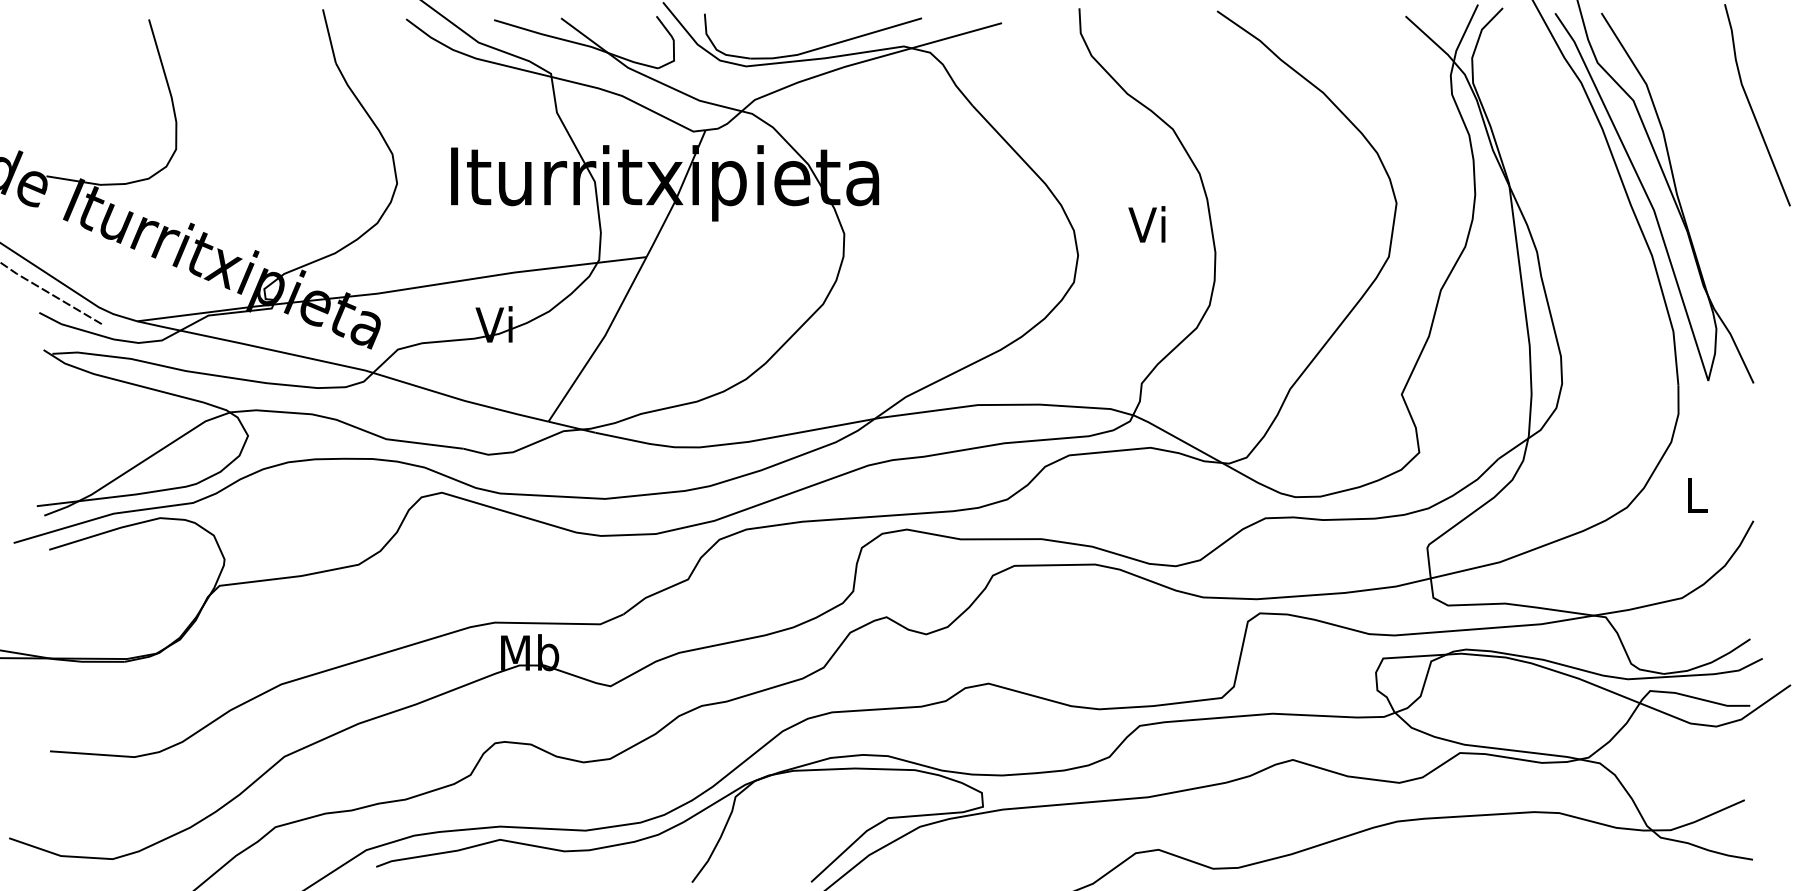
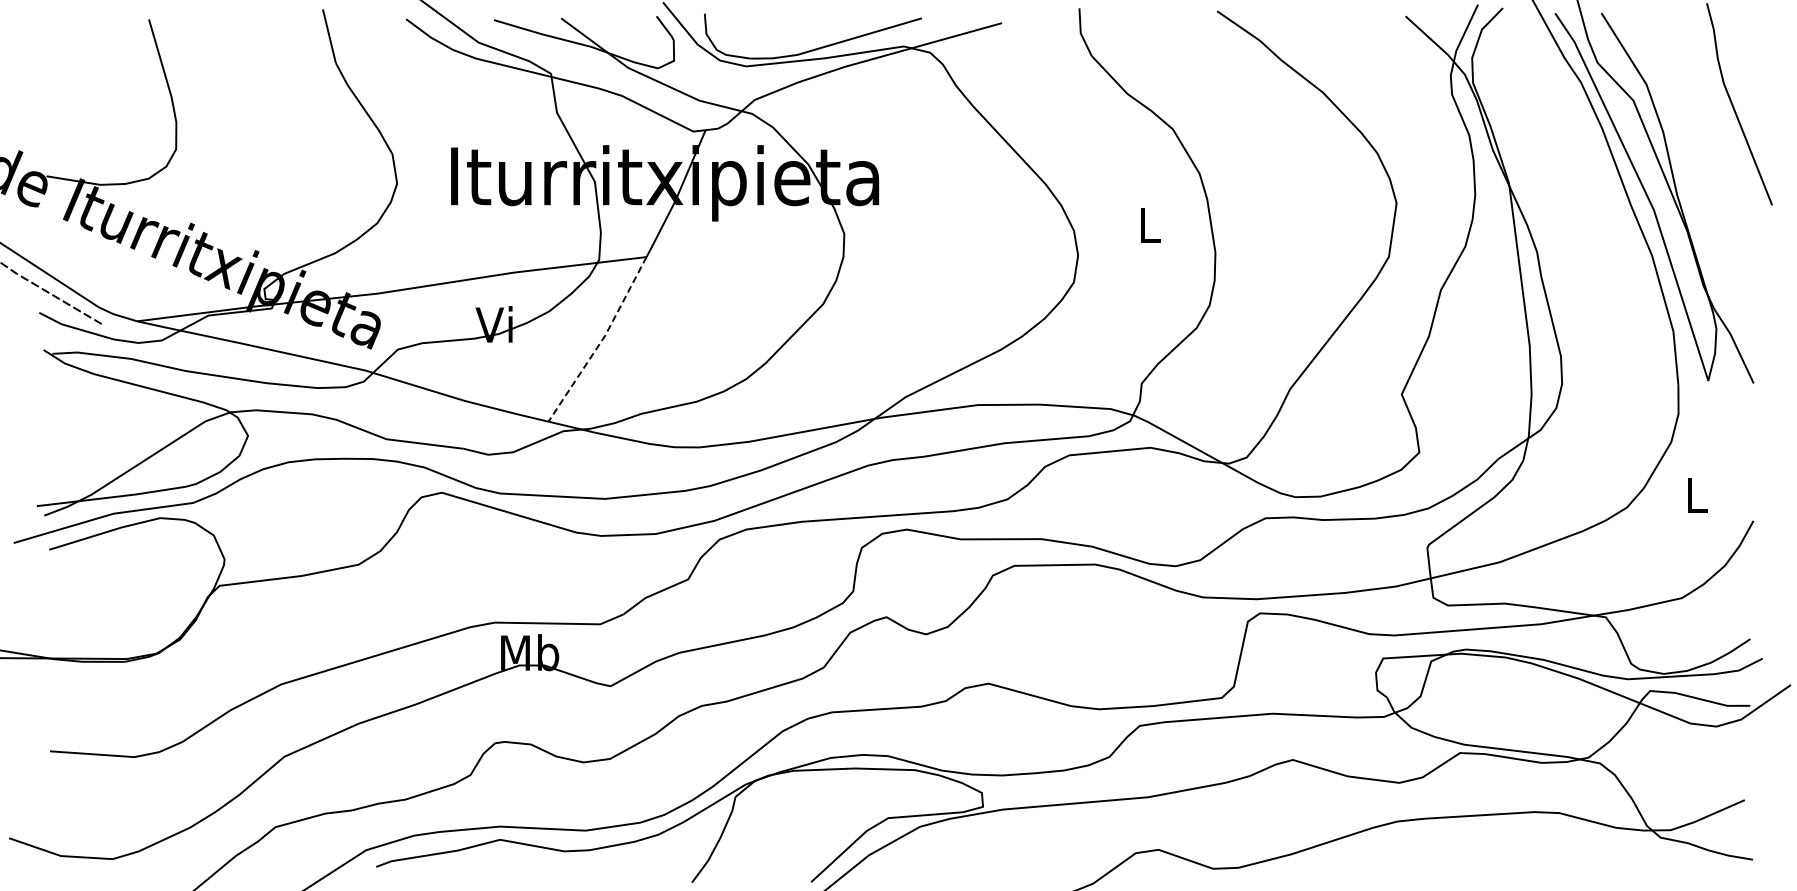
line position: (1752, 108) -> (1734, 107) (1734, 107)
text: Vi -> L (1146, 224)
line: solid -> dashed (601, 341)
